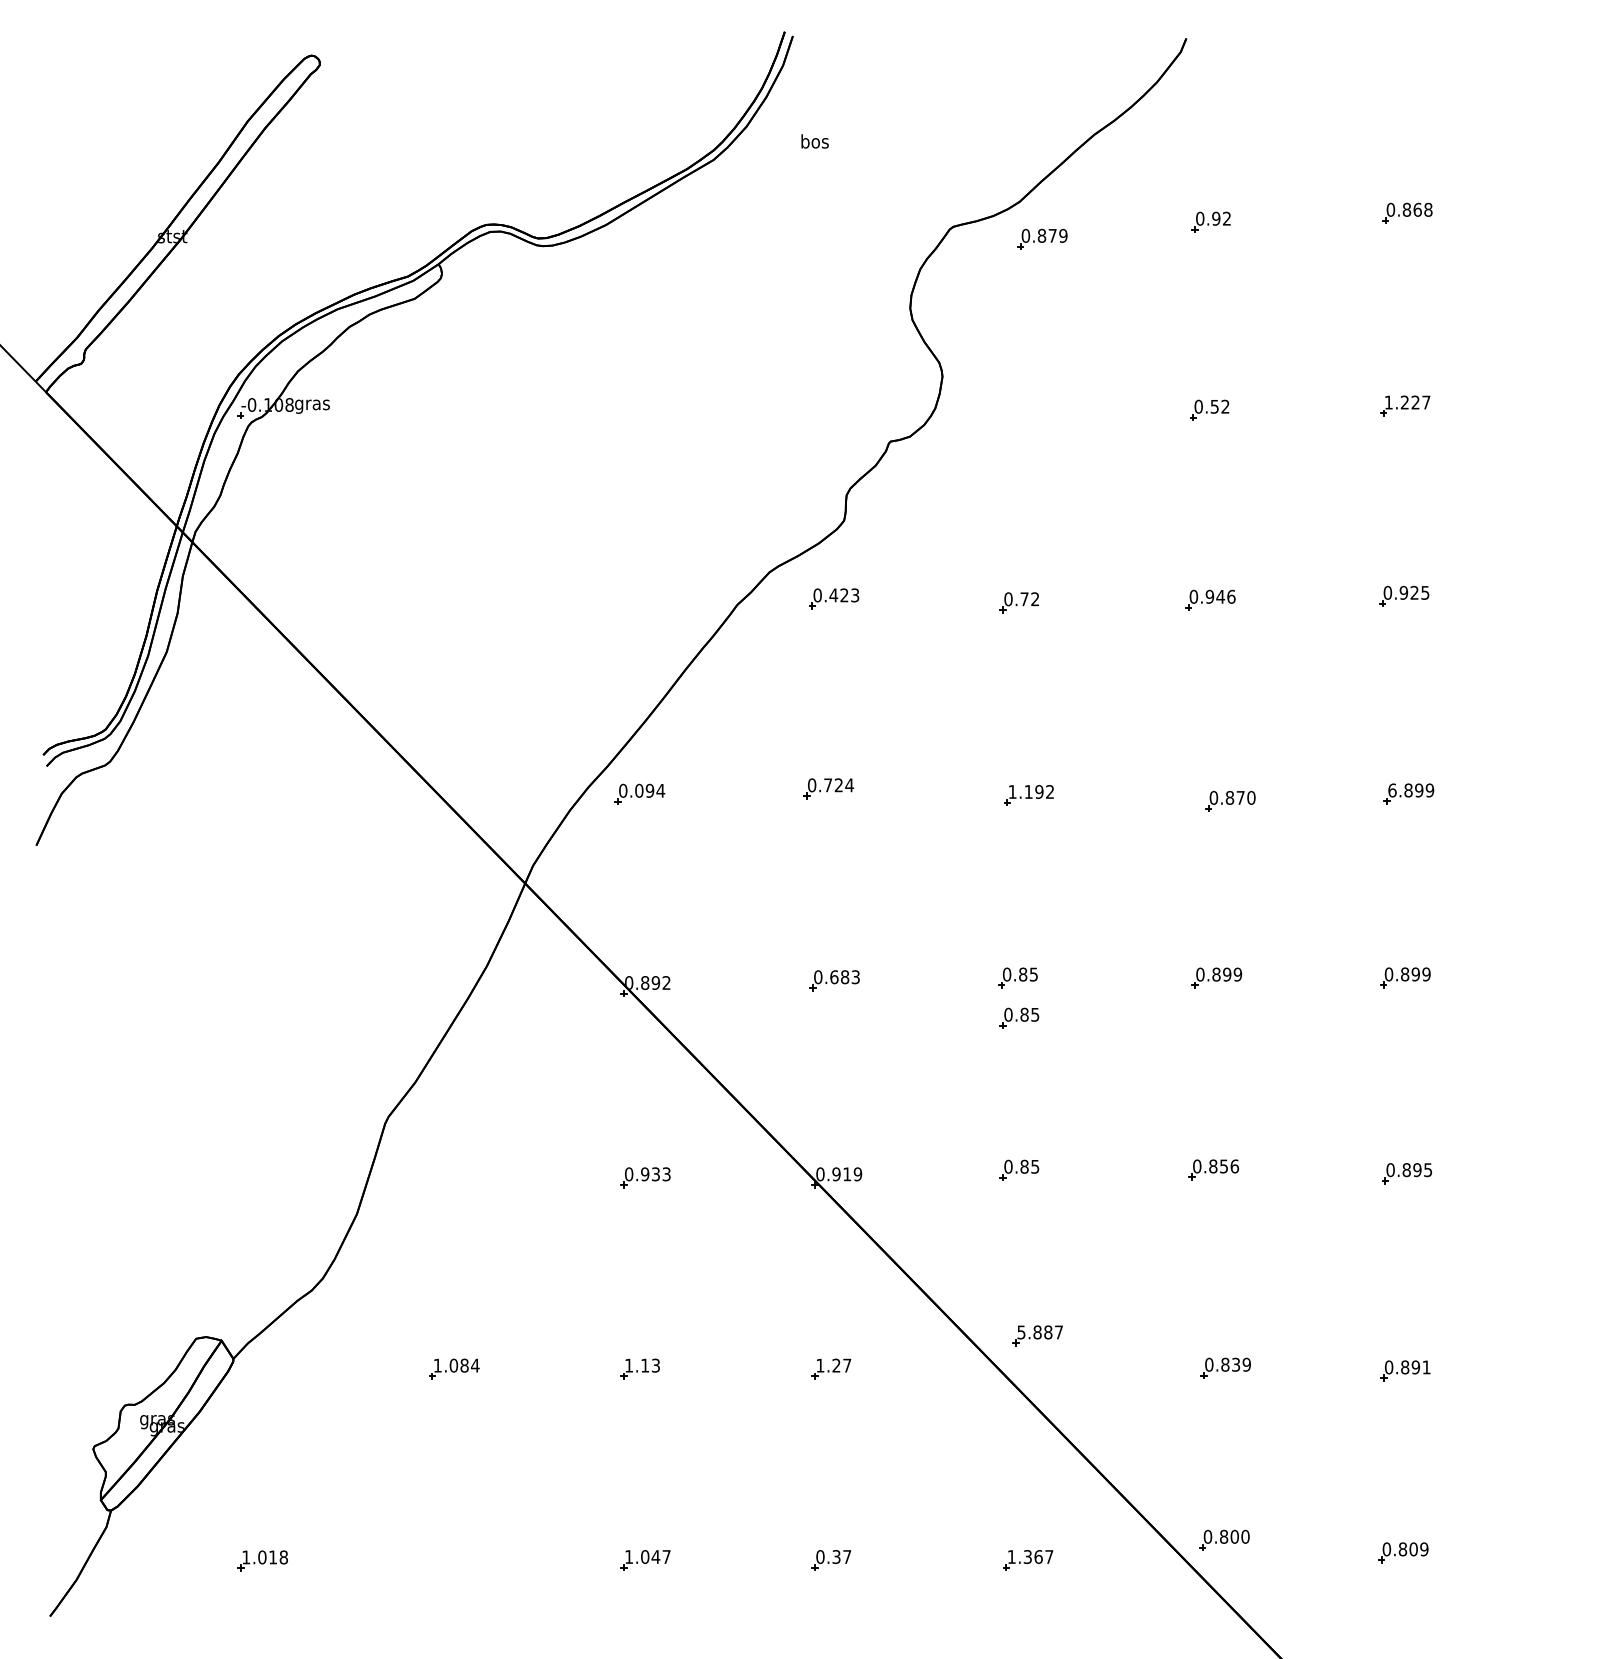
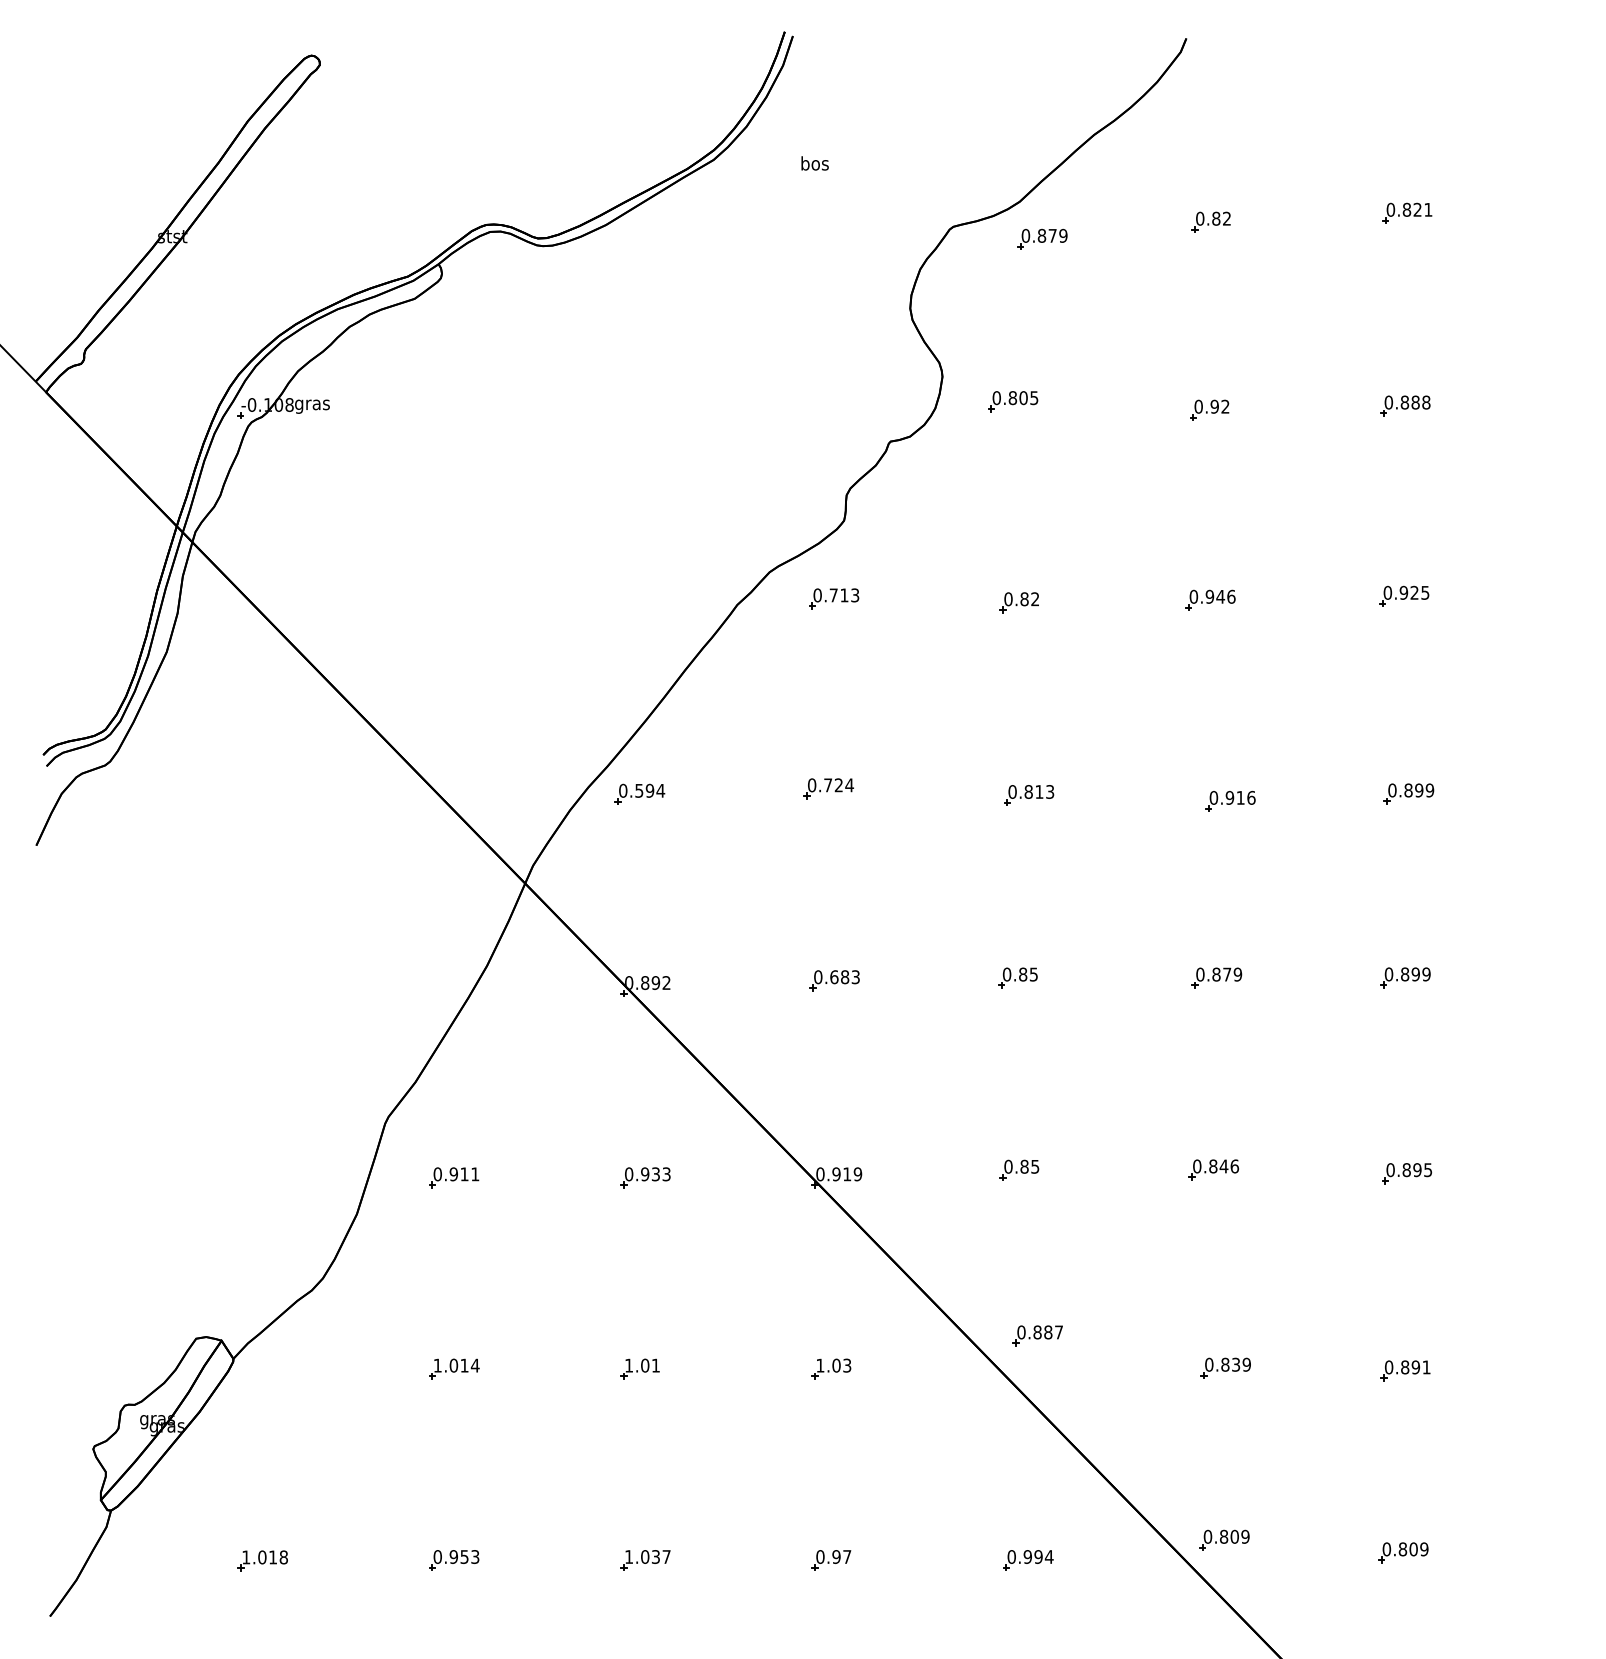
text position: (814, 141) -> (814, 163) (814, 163)
text: 0.868 -> 0.821 (1422, 209)
text: 0.92 -> 0.82 (1216, 218)
part: none -> present (1013, 401)
text: 1.227 -> 0.888 (1407, 402)
text: 0.52 -> 0.92 (1214, 406)
text: 0.423 -> 0.713 (838, 595)
text: 0.72 -> 0.82 (1024, 599)
text: 0.094 -> 0.594 (639, 790)
text: 6.899 -> 0.899 (1392, 790)
text: 1.192 -> 0.813 (1031, 791)
text: 0.870 -> 0.916 (1240, 797)
text: 0.899 -> 0.879 (1227, 974)
part: present -> none (1019, 1017)
text: 0.856 -> 0.846 (1223, 1166)
part: none -> present (454, 1177)
text: 5.887 -> 0.887 (1021, 1332)
text: 1.084 -> 1.014 (464, 1365)
text: 1.13 -> 1.01 (650, 1365)
text: 1.27 -> 1.03 (841, 1365)
text: 0.800 -> 0.809 (1245, 1536)
text: 1.047 -> 1.037 (655, 1556)
text: 0.37 -> 0.97 (836, 1556)
text: 1.367 -> 0.994 (1030, 1556)
part: none -> present (454, 1560)
